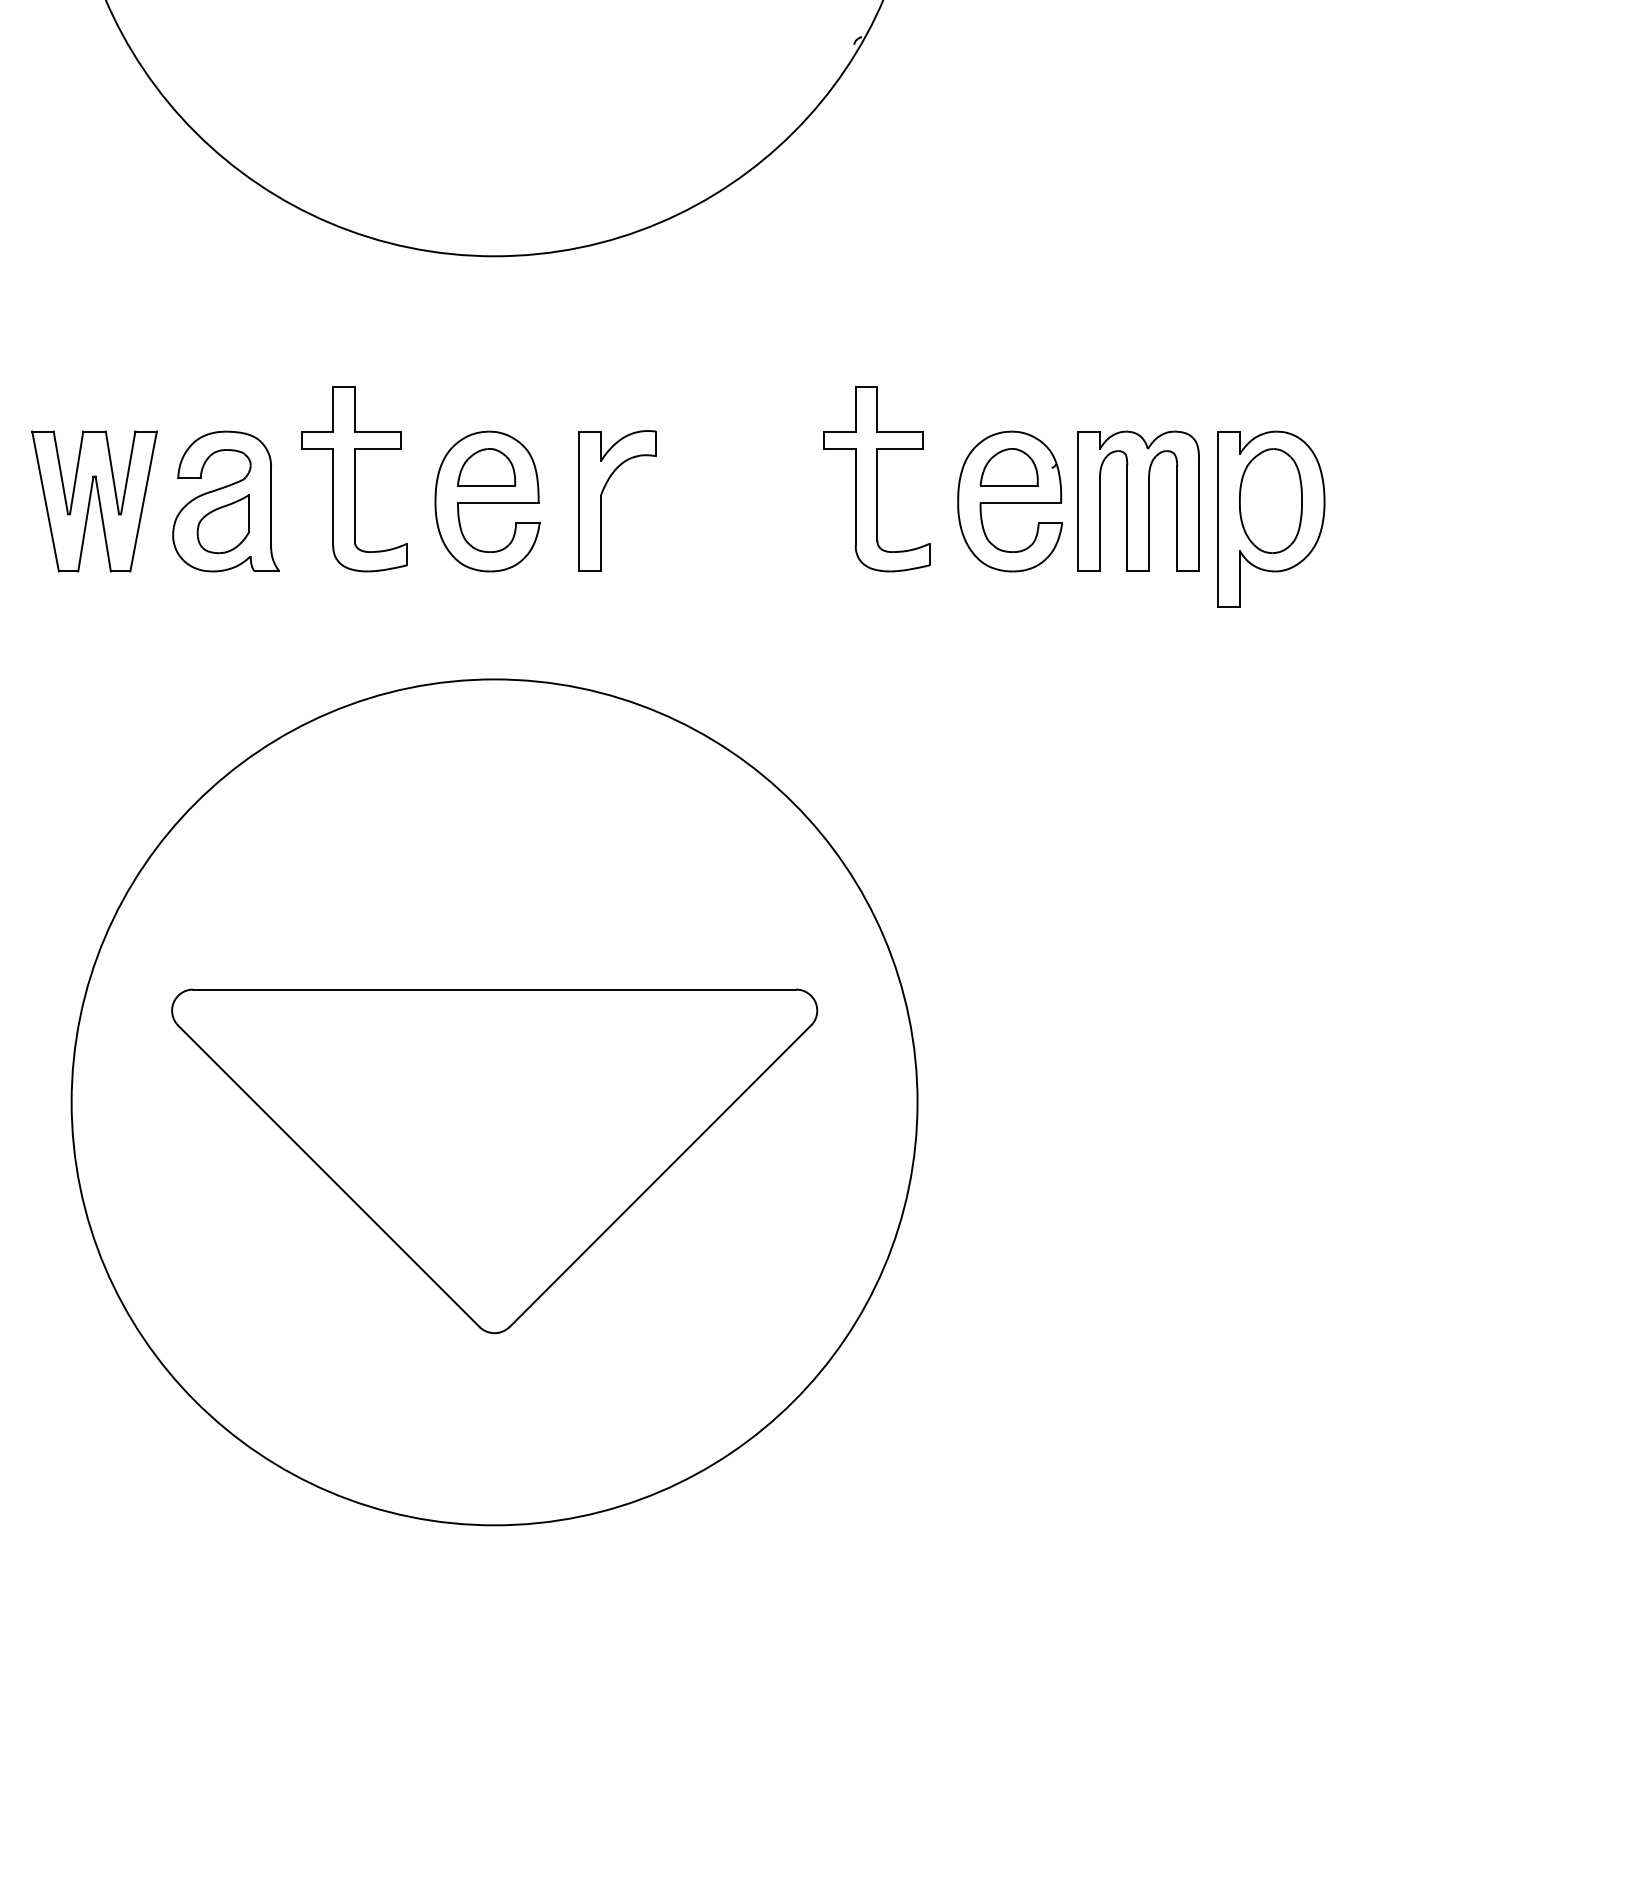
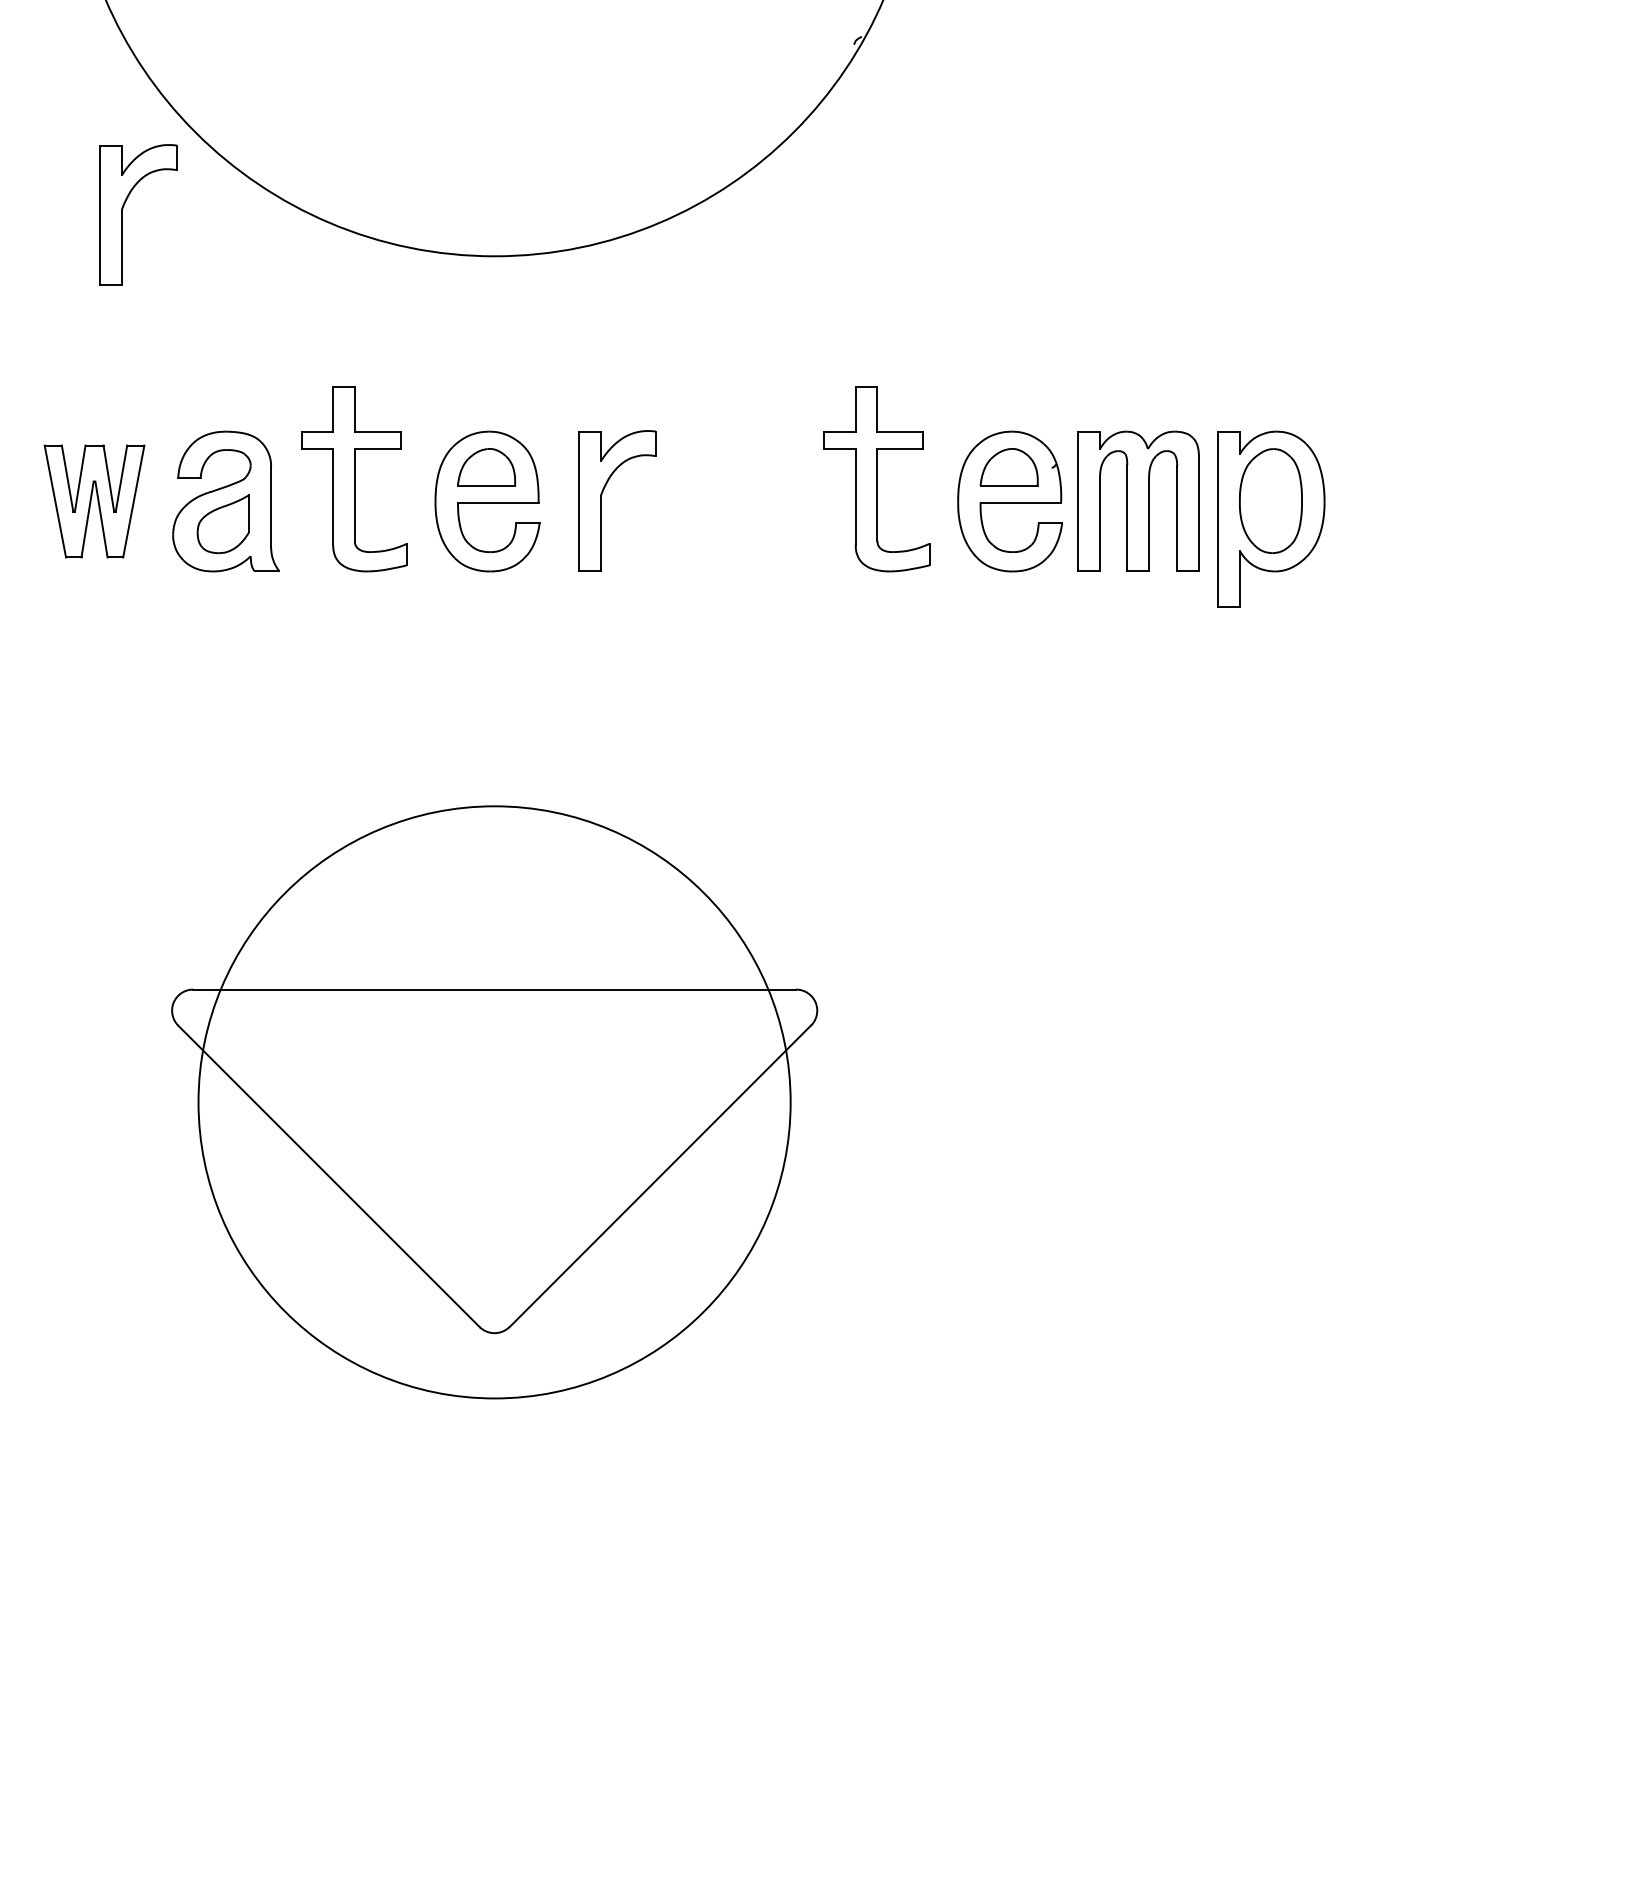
part: none -> present (122, 214)
part size: 127x143 px -> 103x115 px (94, 501)
circle diameter: 846 px -> 592 px (494, 1102)
